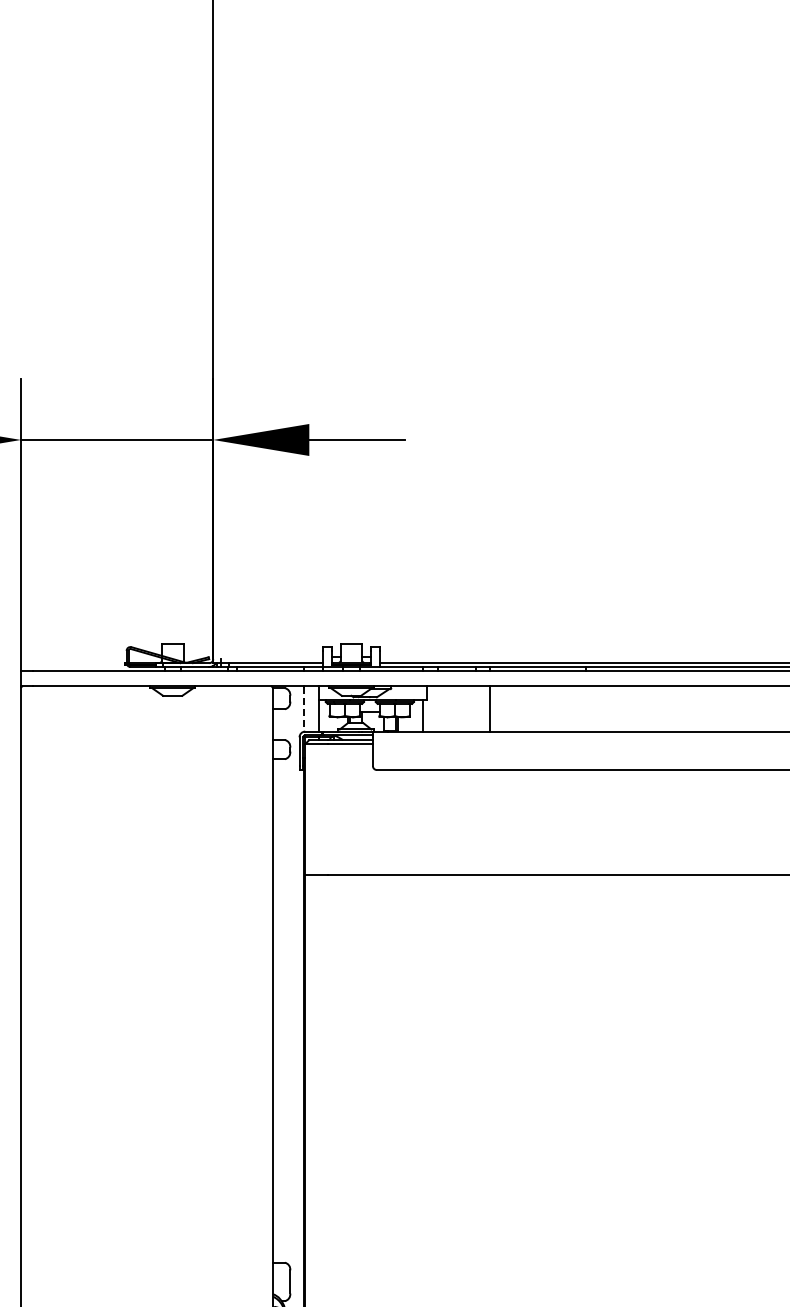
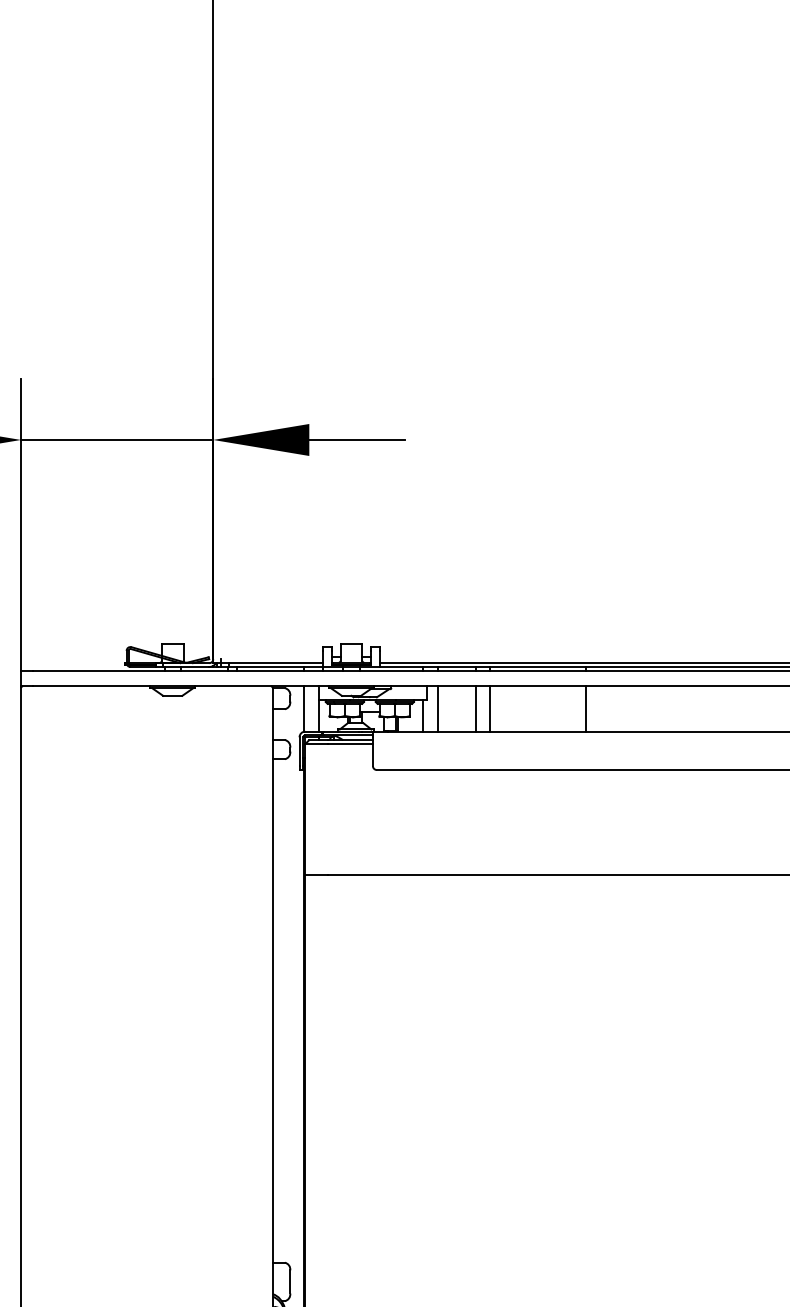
line: none -> present (438, 708)
line: none -> present (475, 708)
line: none -> present (586, 708)
line: dashed -> solid (303, 709)
